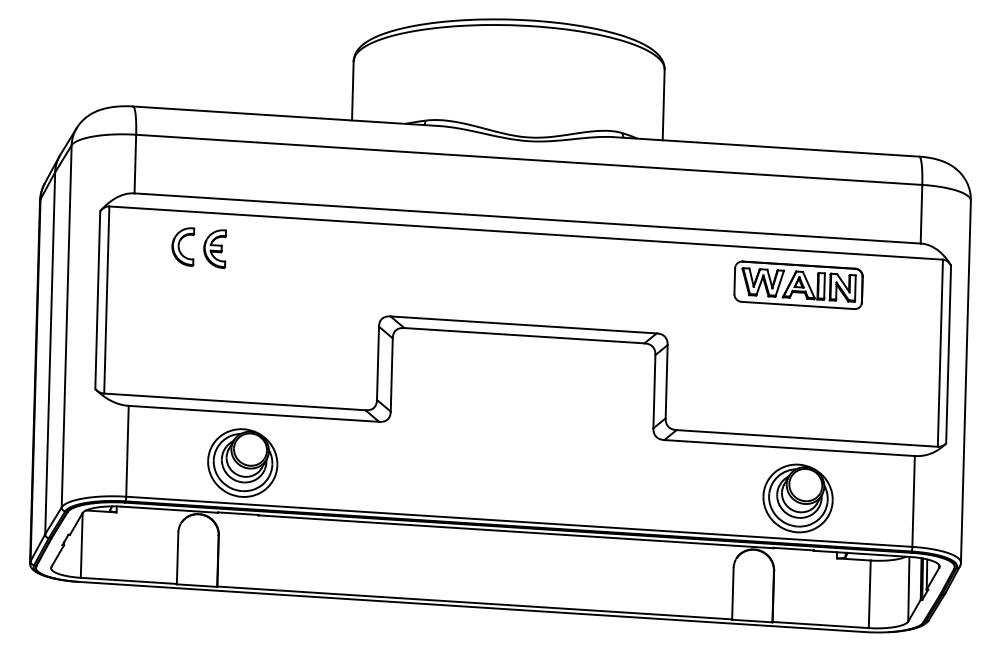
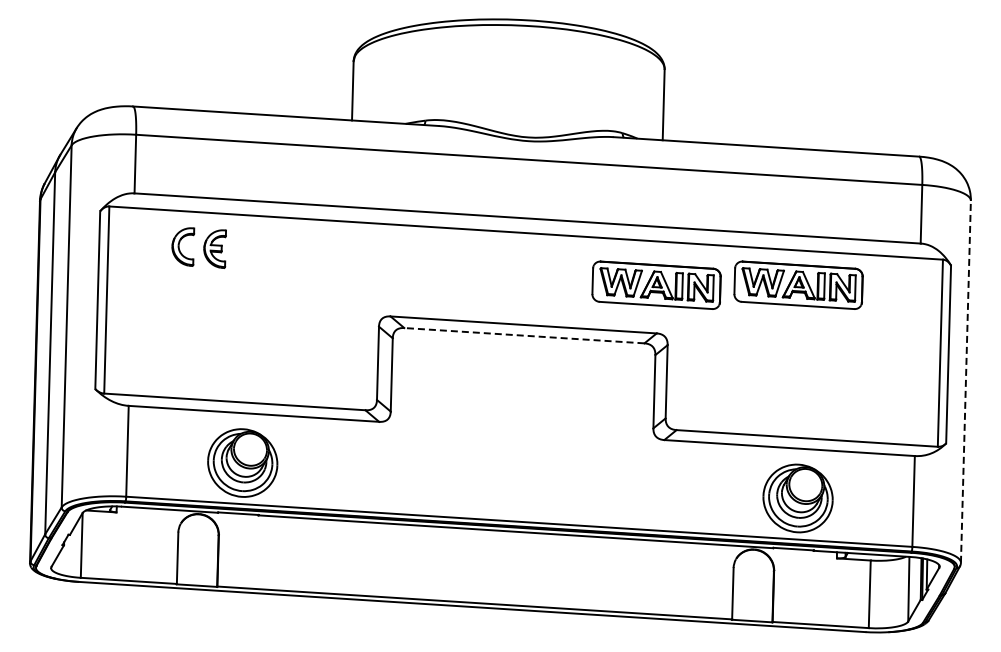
part: none -> present (656, 284)
line: solid -> dashed (523, 335)
line: solid -> dashed (965, 381)
